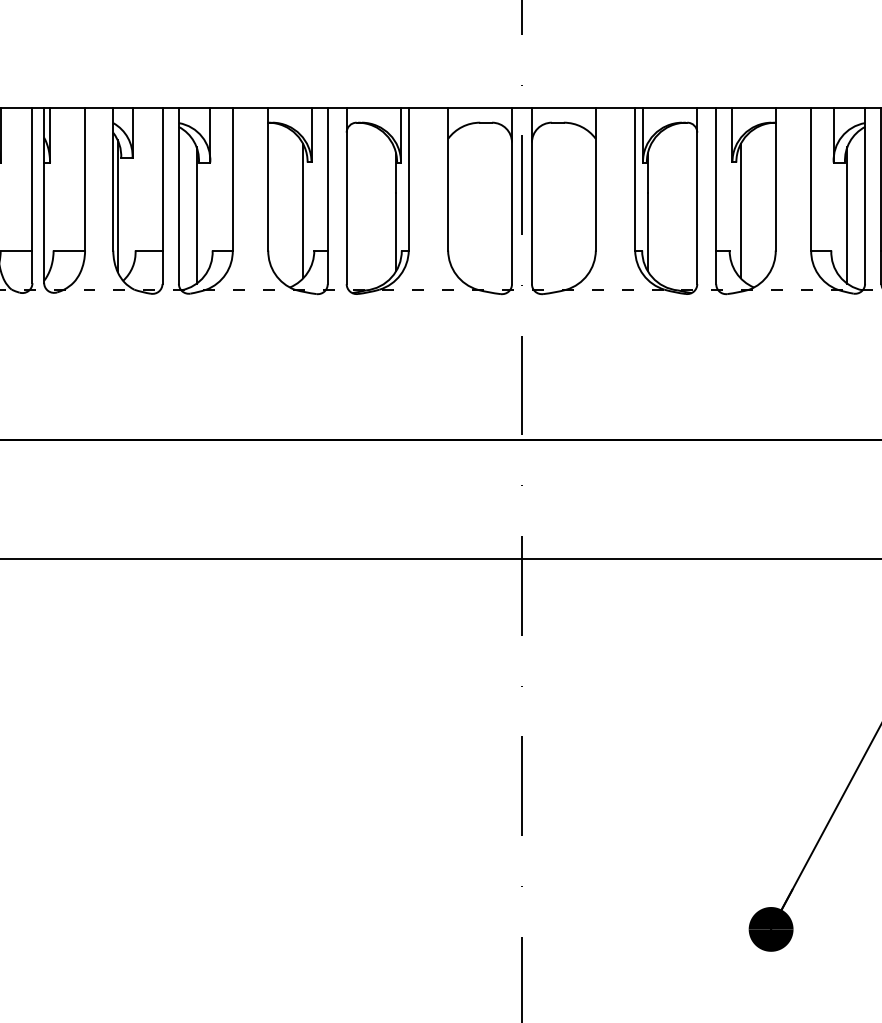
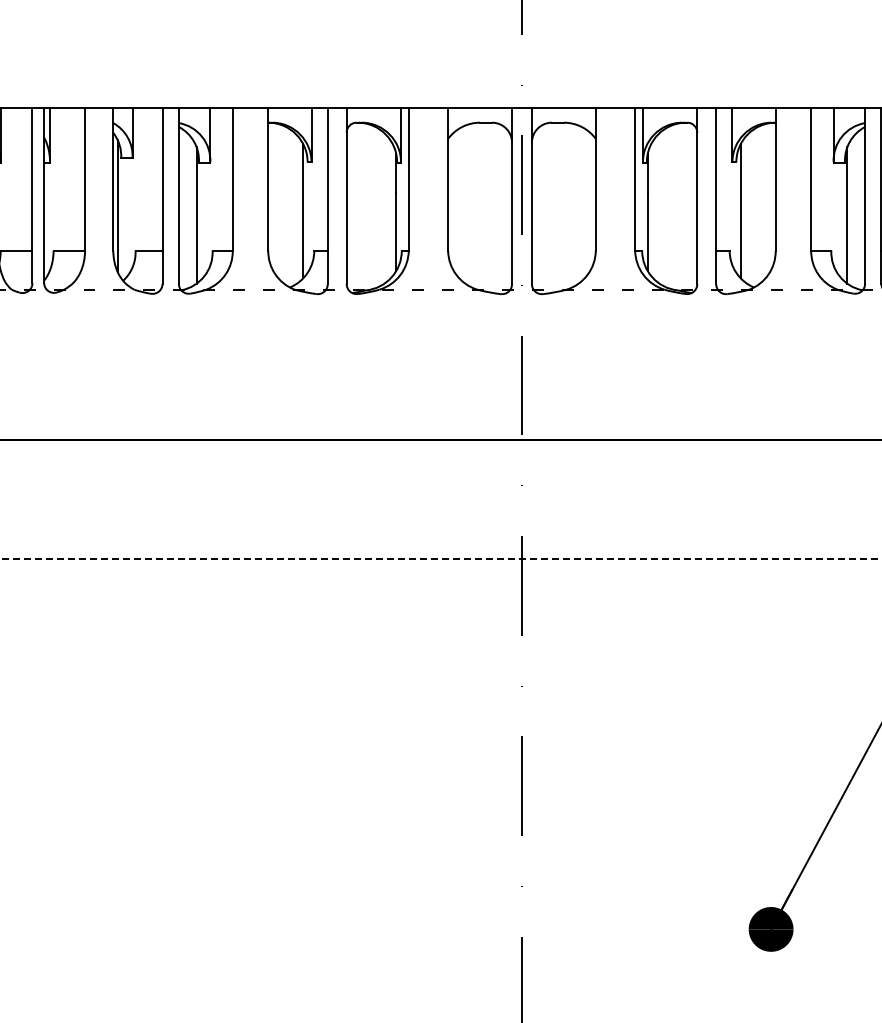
line: solid -> dashed (441, 559)
